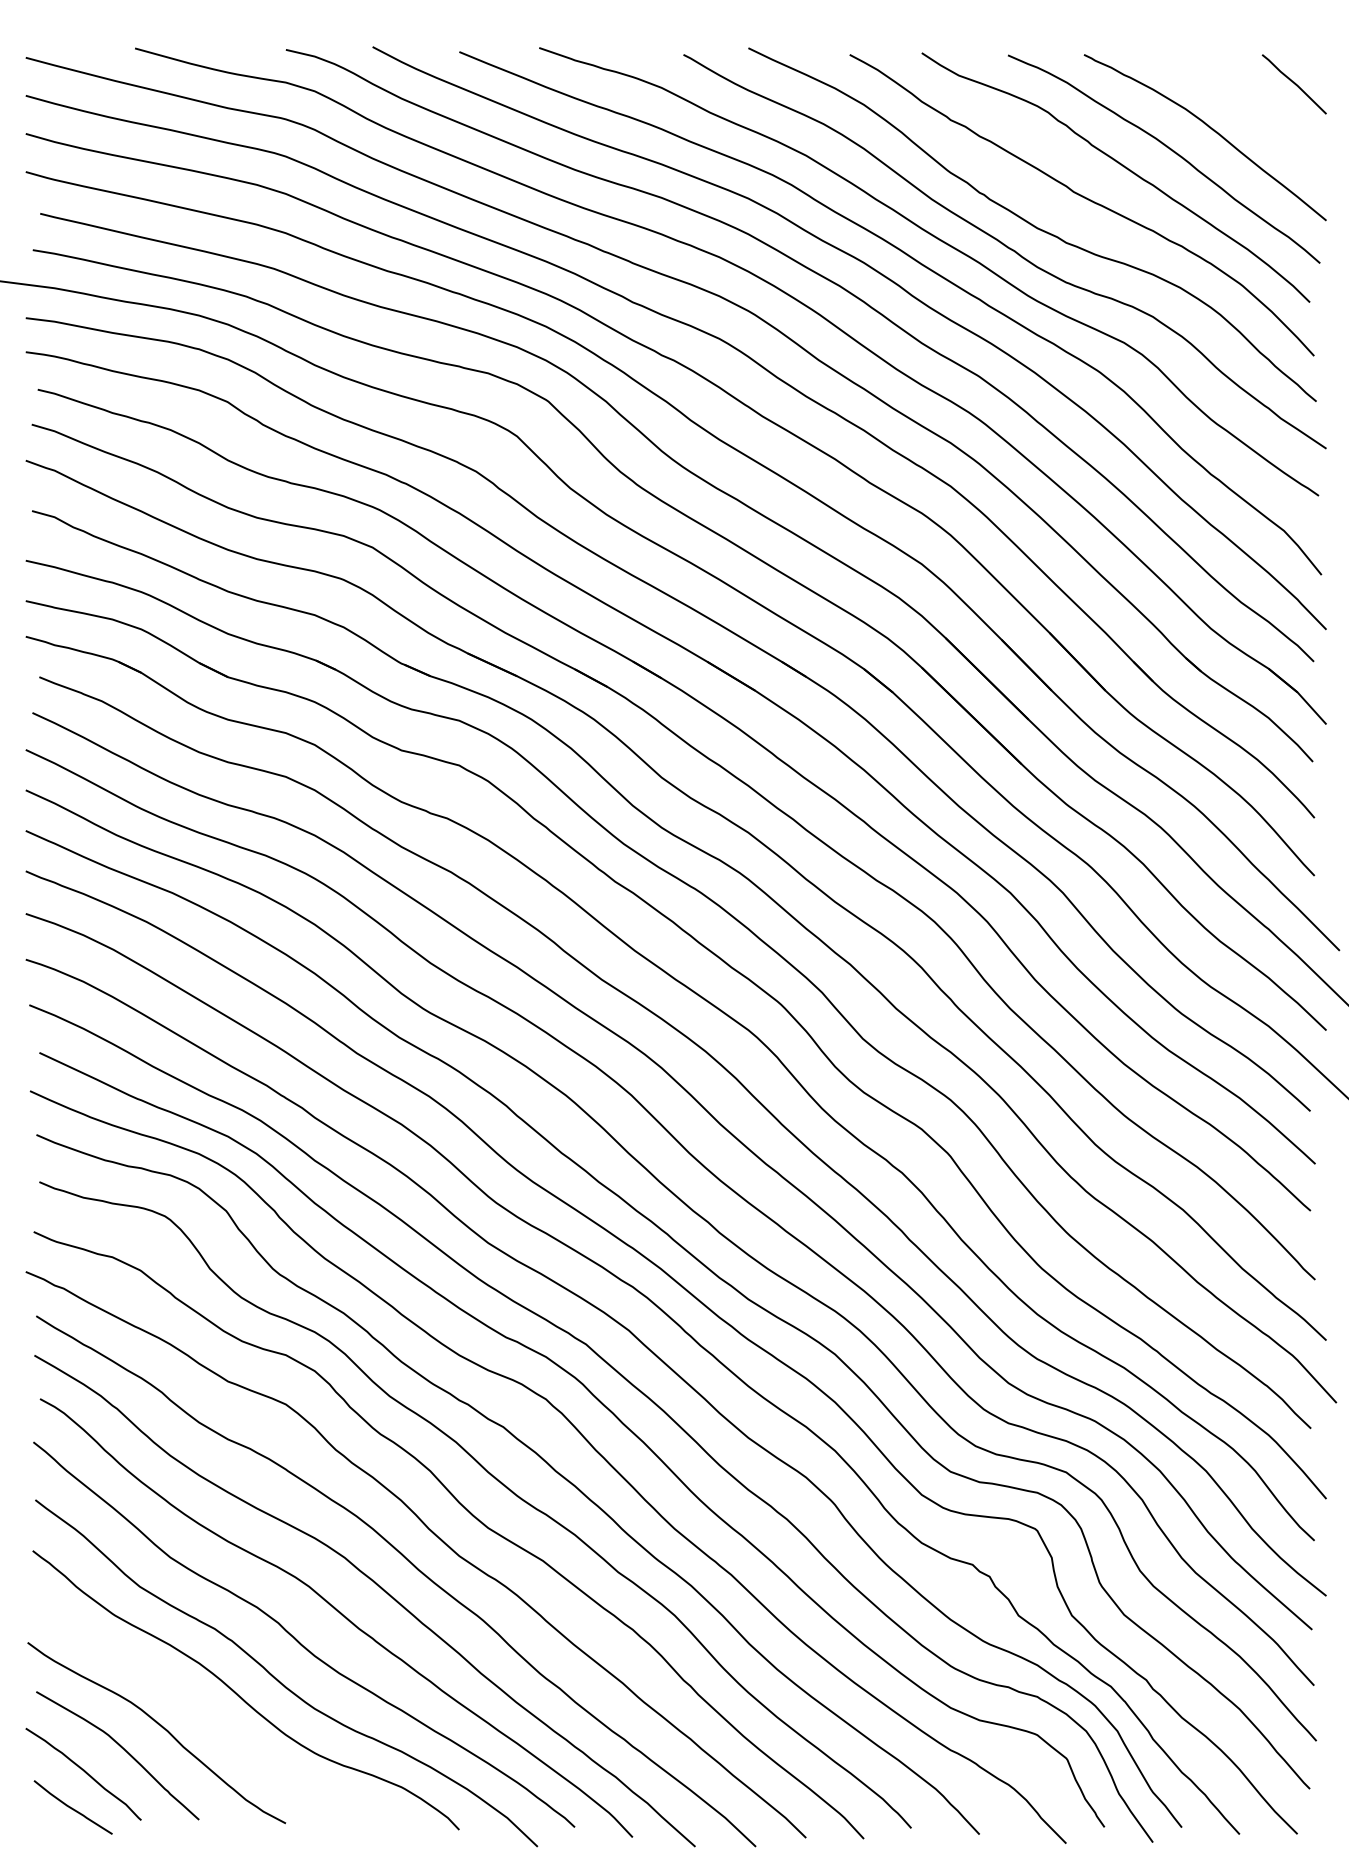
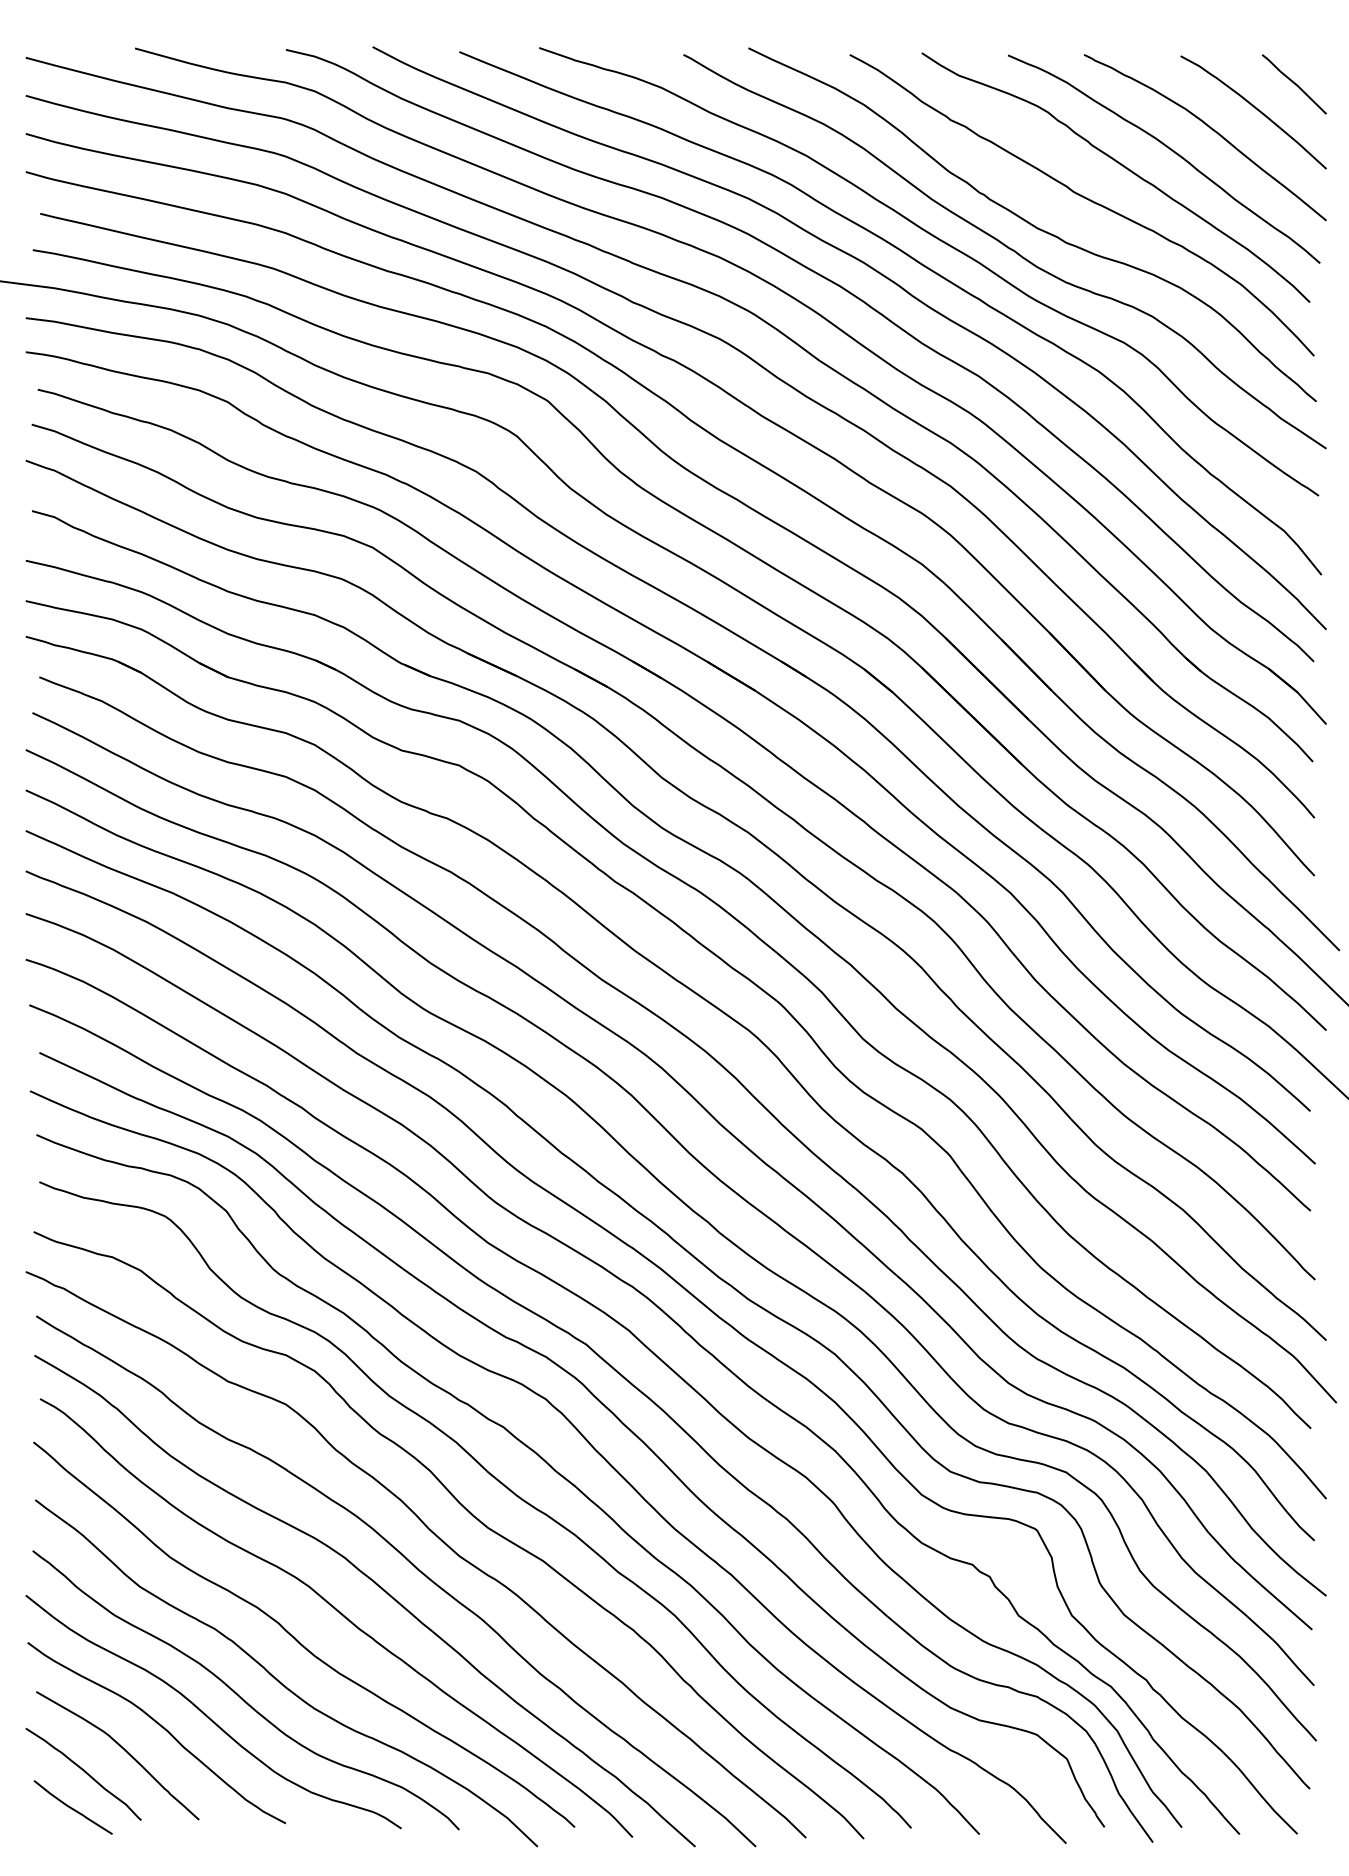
curve: none -> present (1254, 108)
curve: none -> present (208, 1716)
